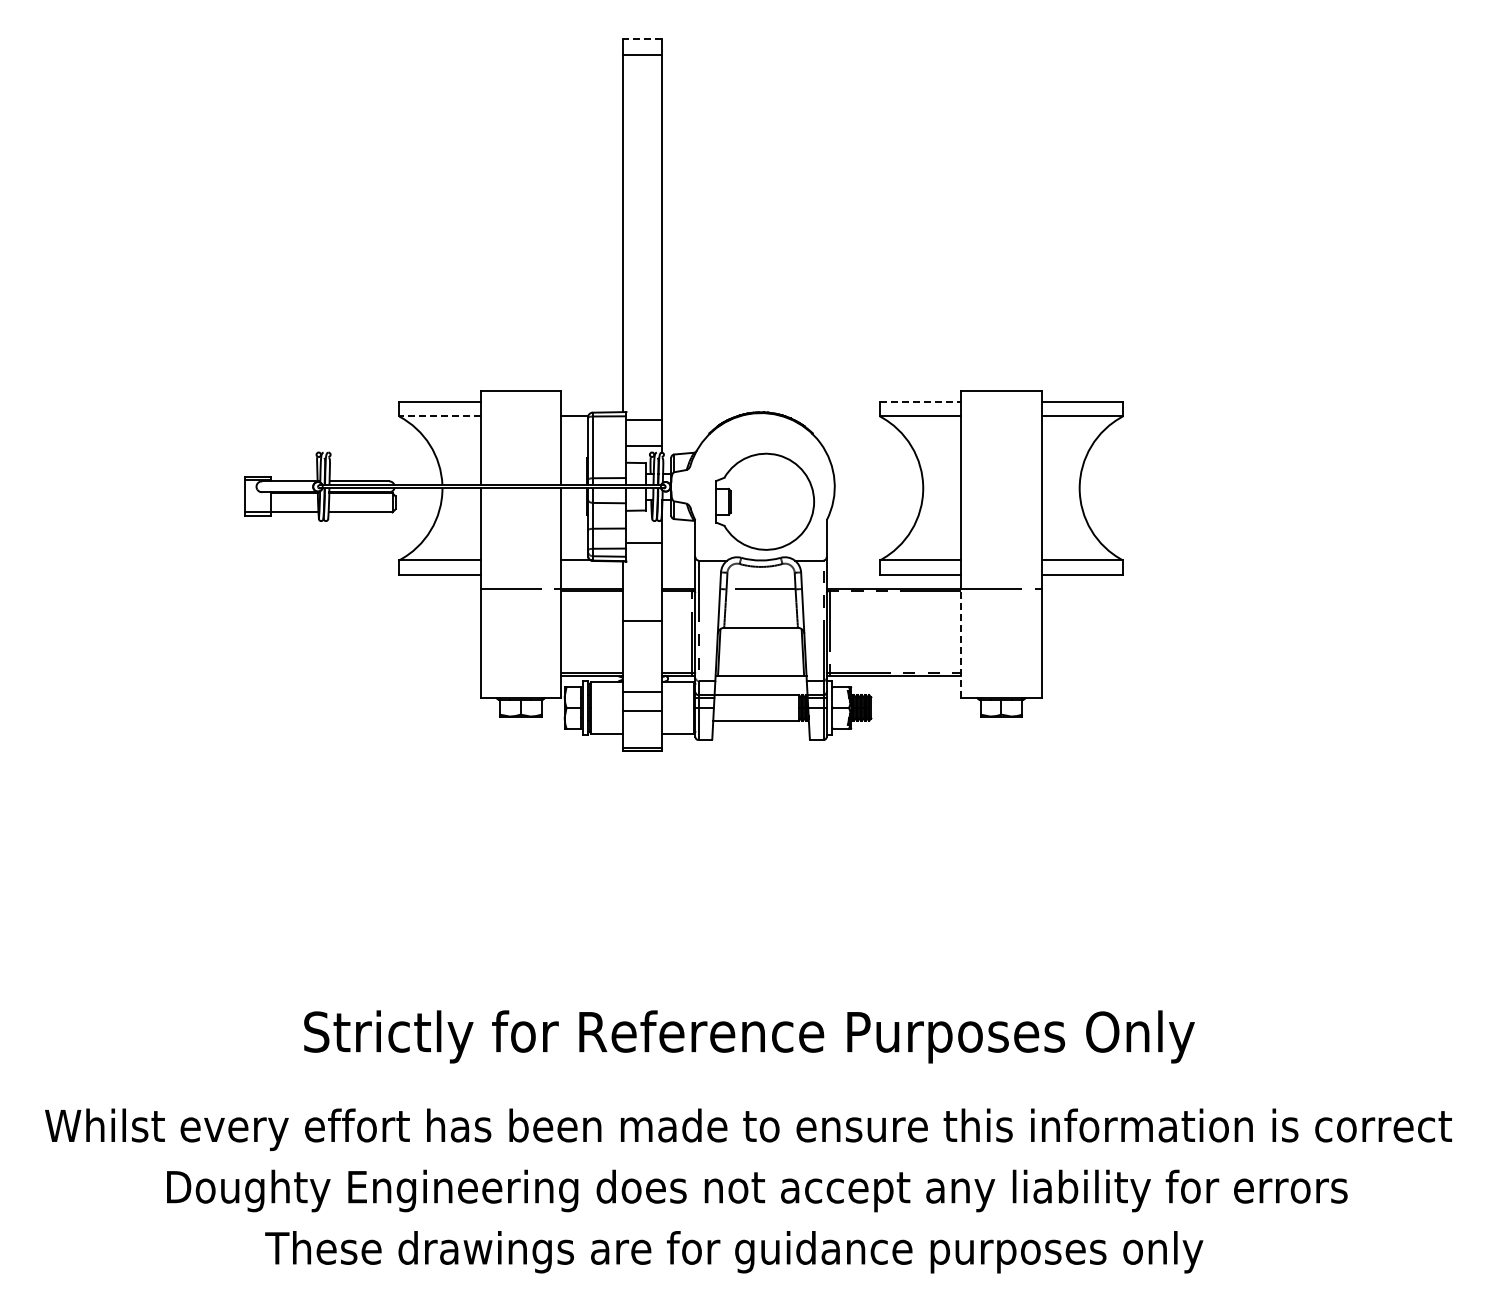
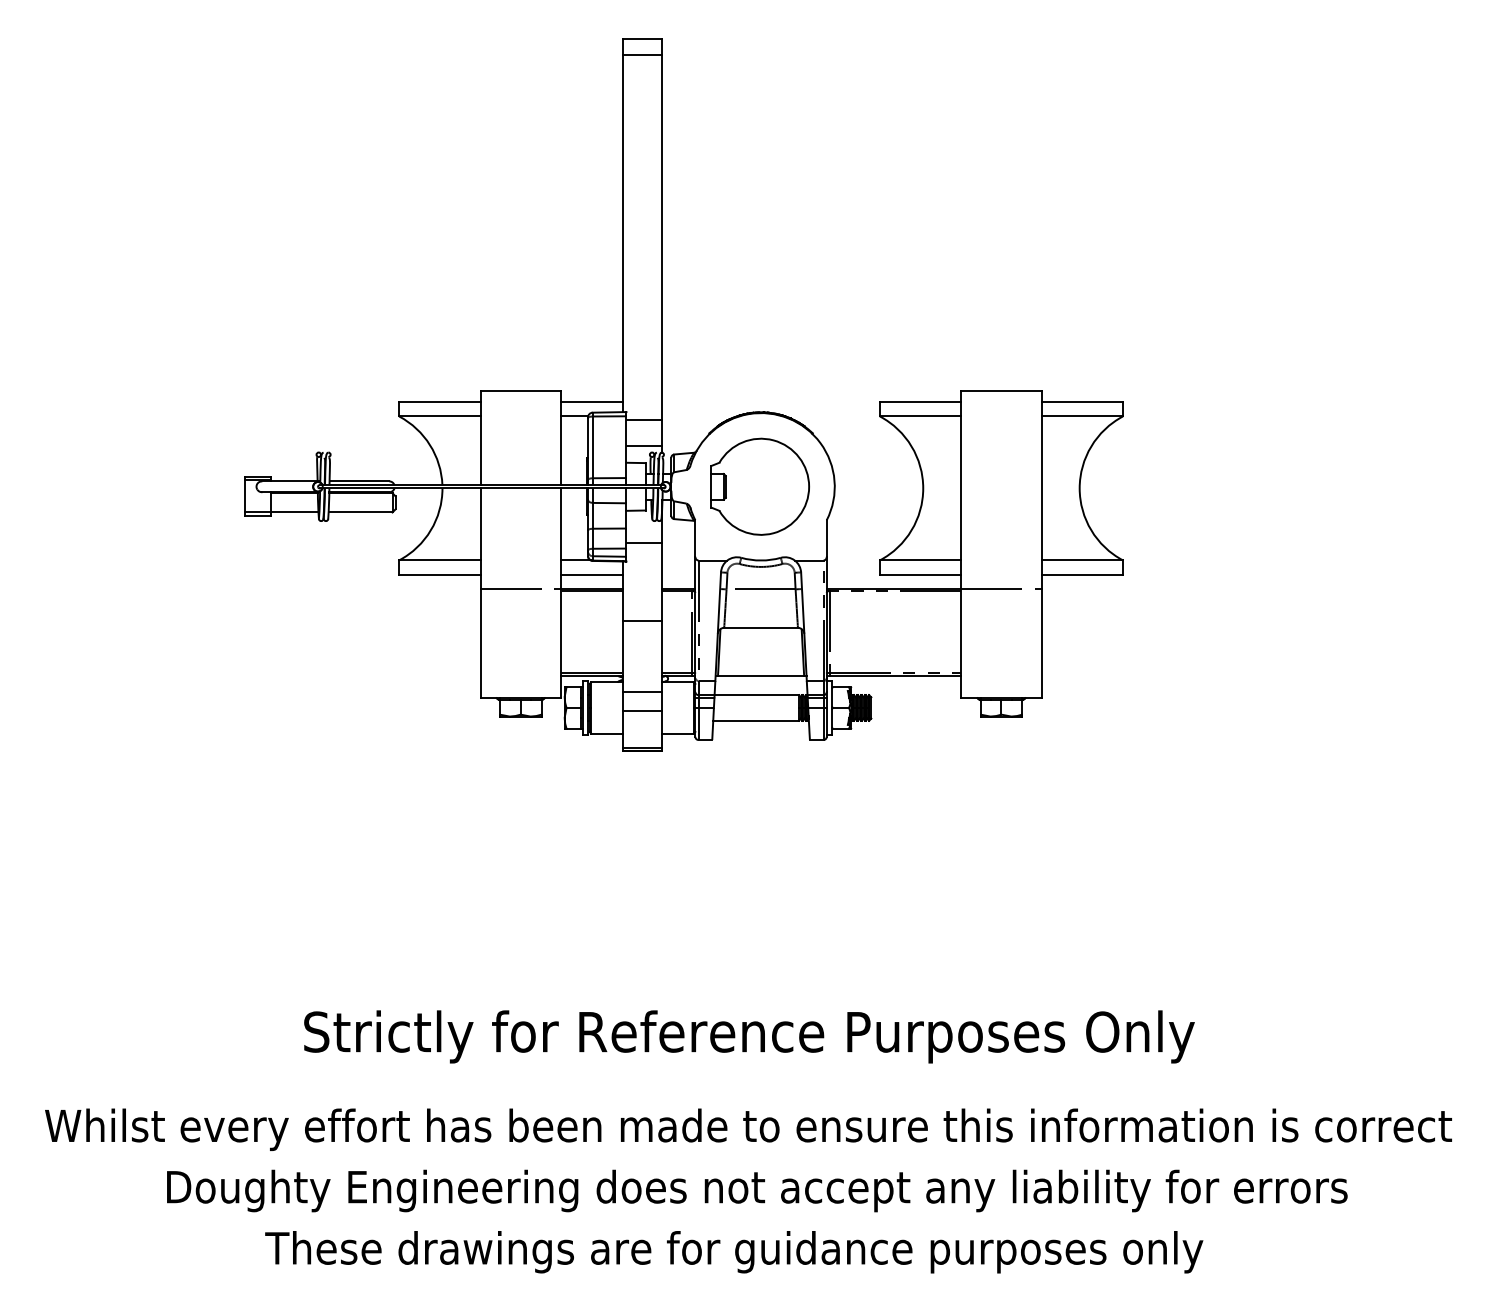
line: dashed -> solid (641, 39)
line: none -> present (591, 401)
line: dashed -> solid (920, 401)
line: dashed -> solid (439, 416)
part position: (764, 501) -> (759, 486) (759, 486)
line: none -> present (591, 574)
line: dashed -> solid (961, 643)
